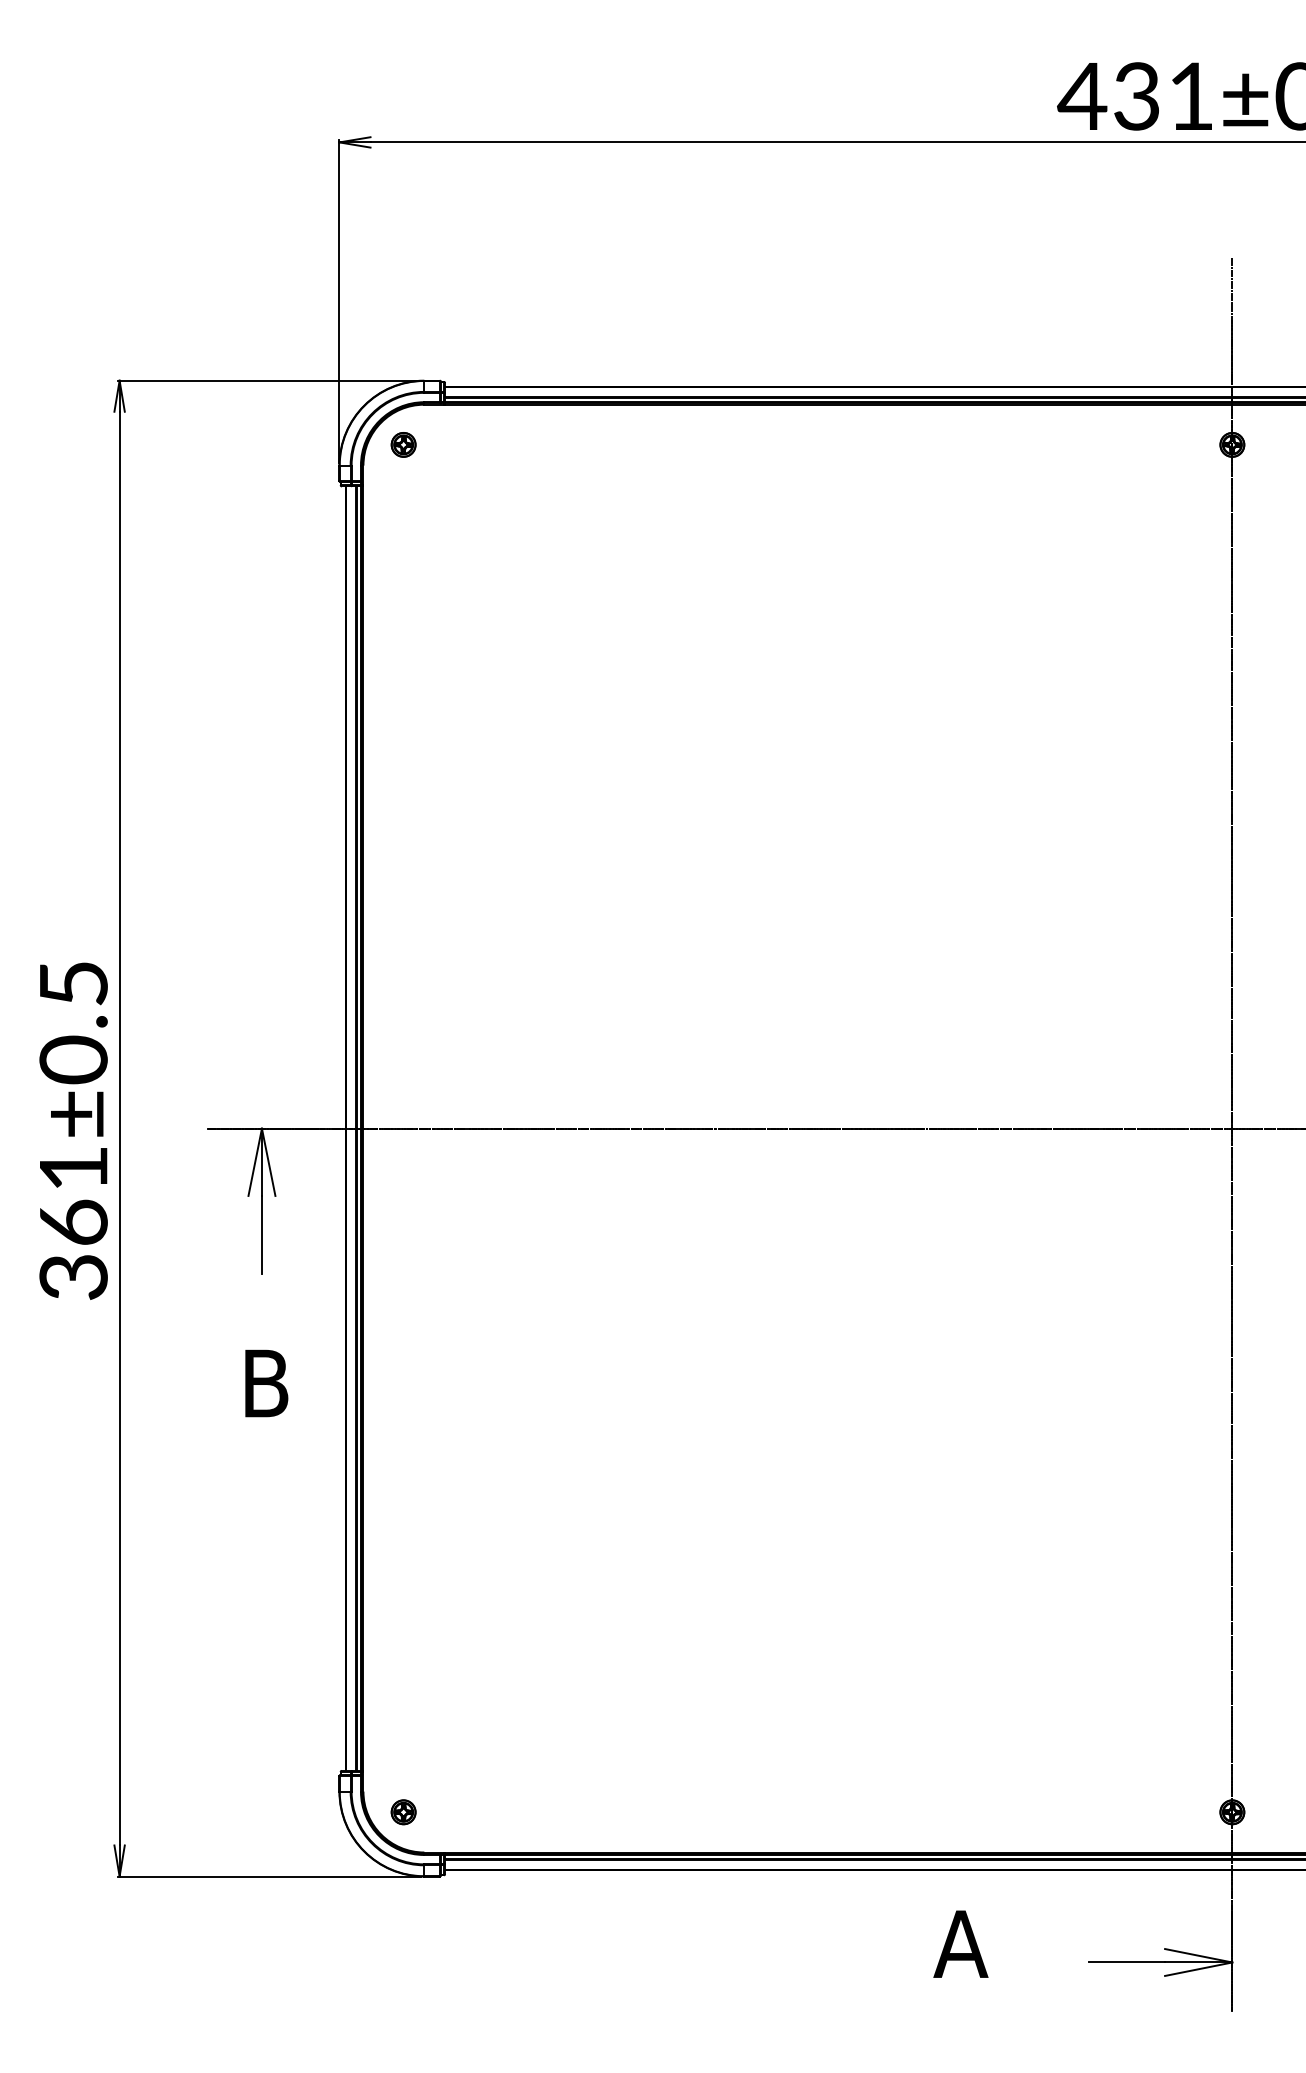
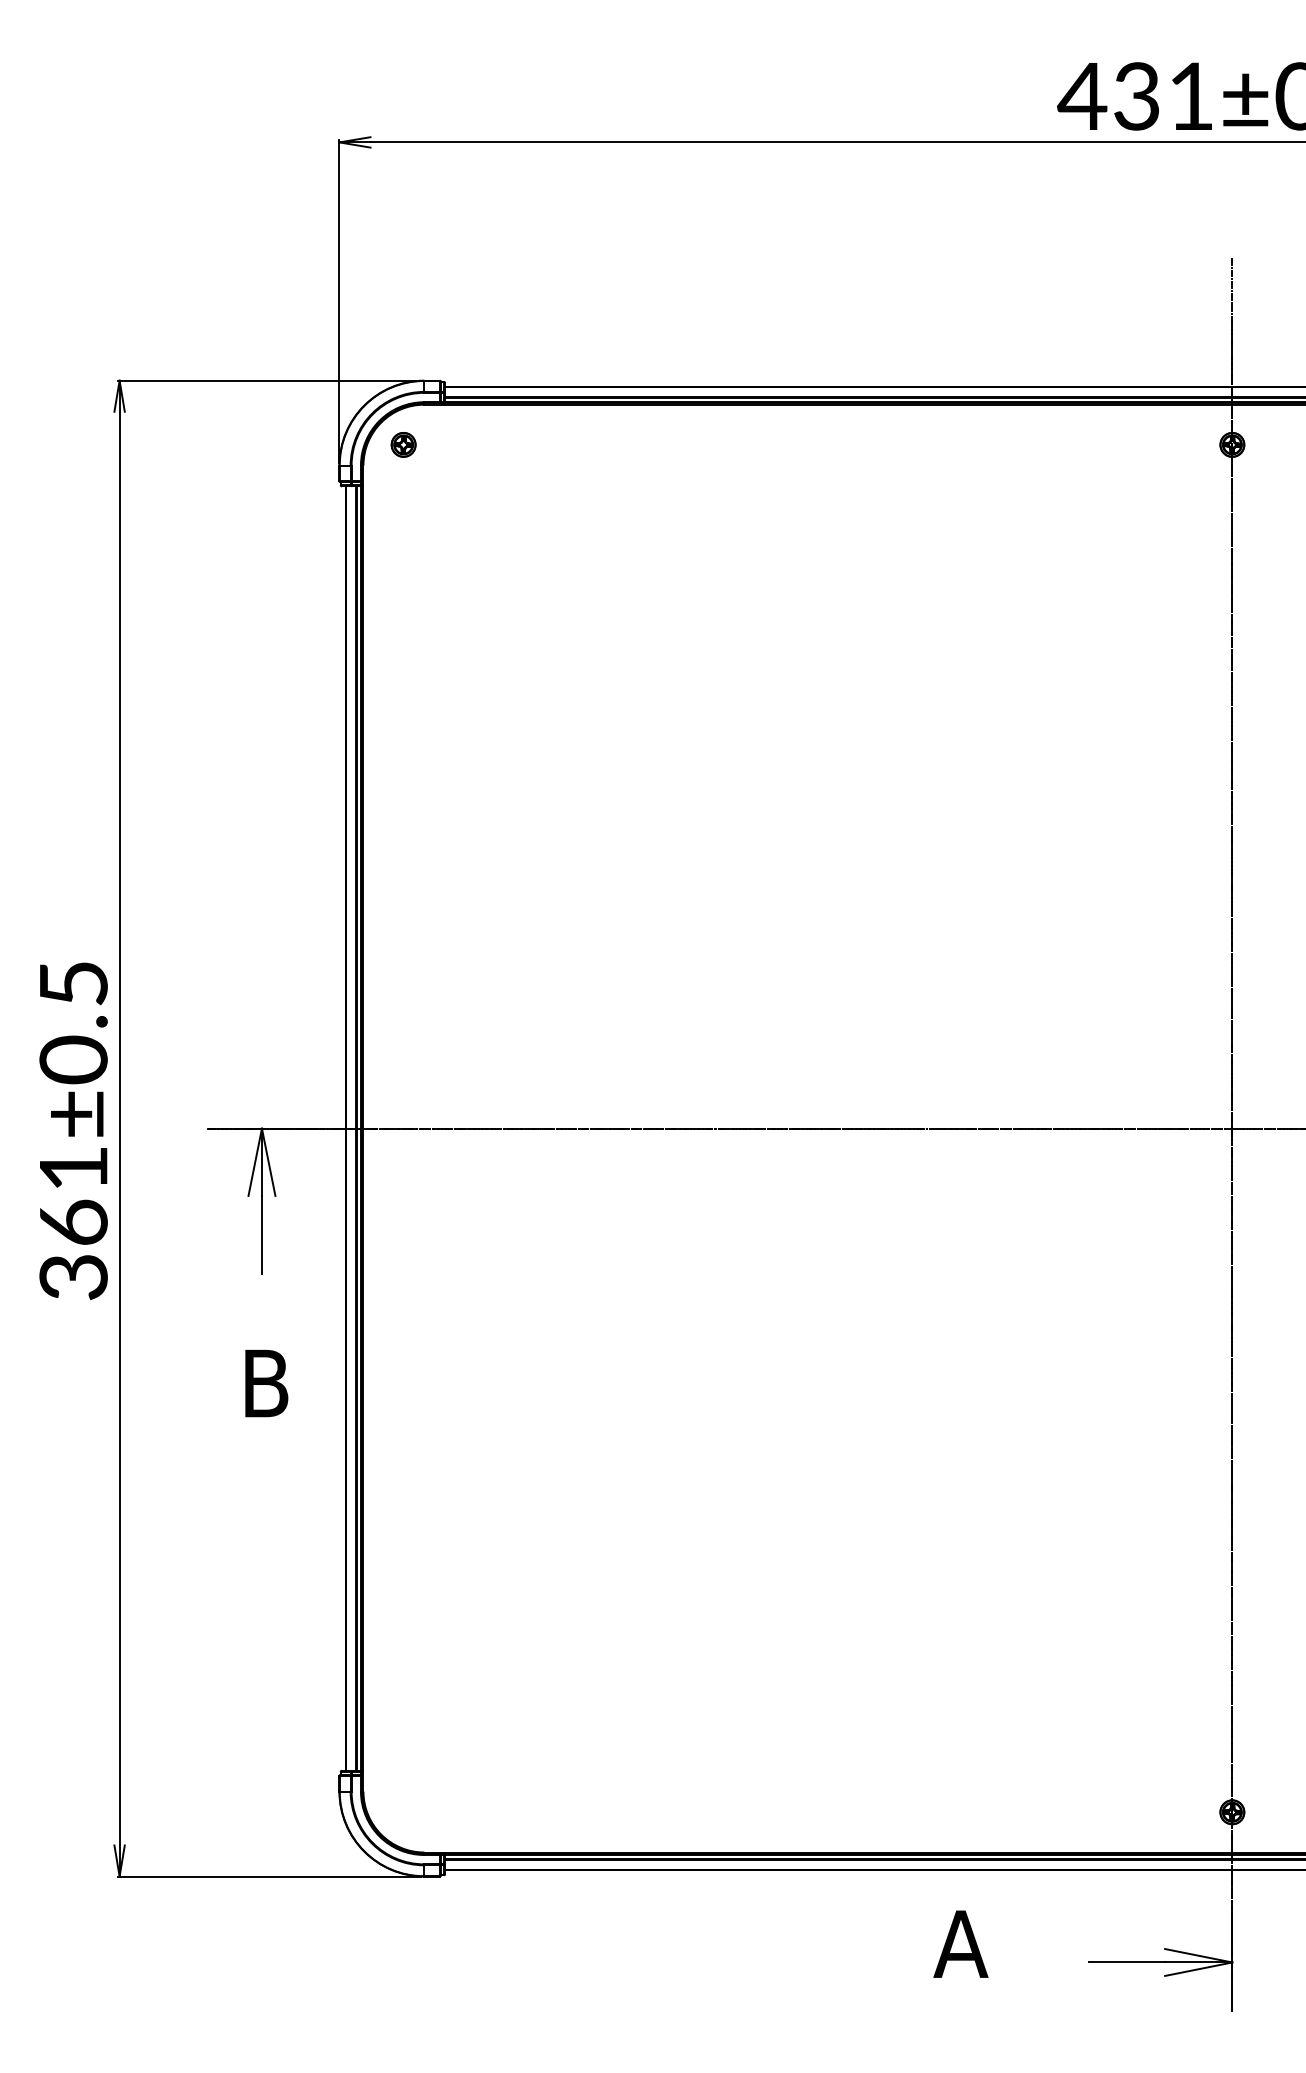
part: present -> none (403, 1812)
